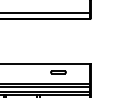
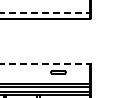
line: solid -> dashed (45, 13)
line: solid -> dashed (45, 63)
